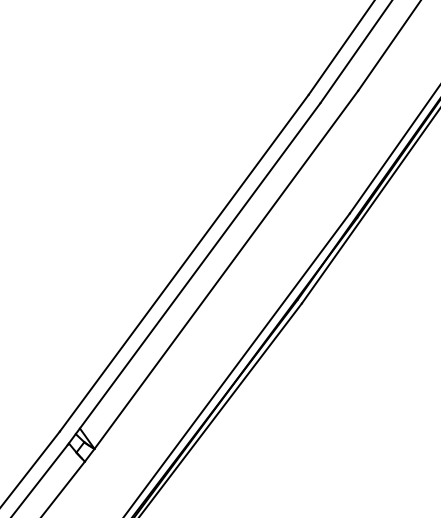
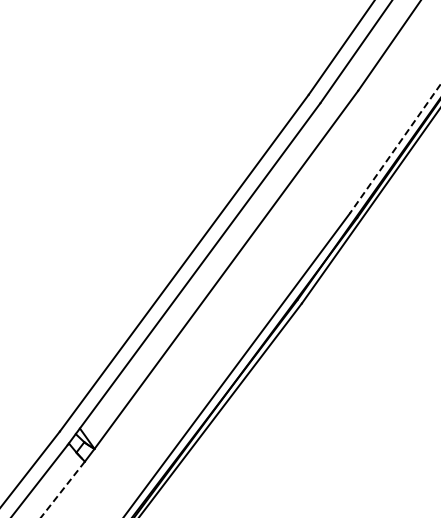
line: solid -> dashed (395, 148)
line: solid -> dashed (62, 489)
